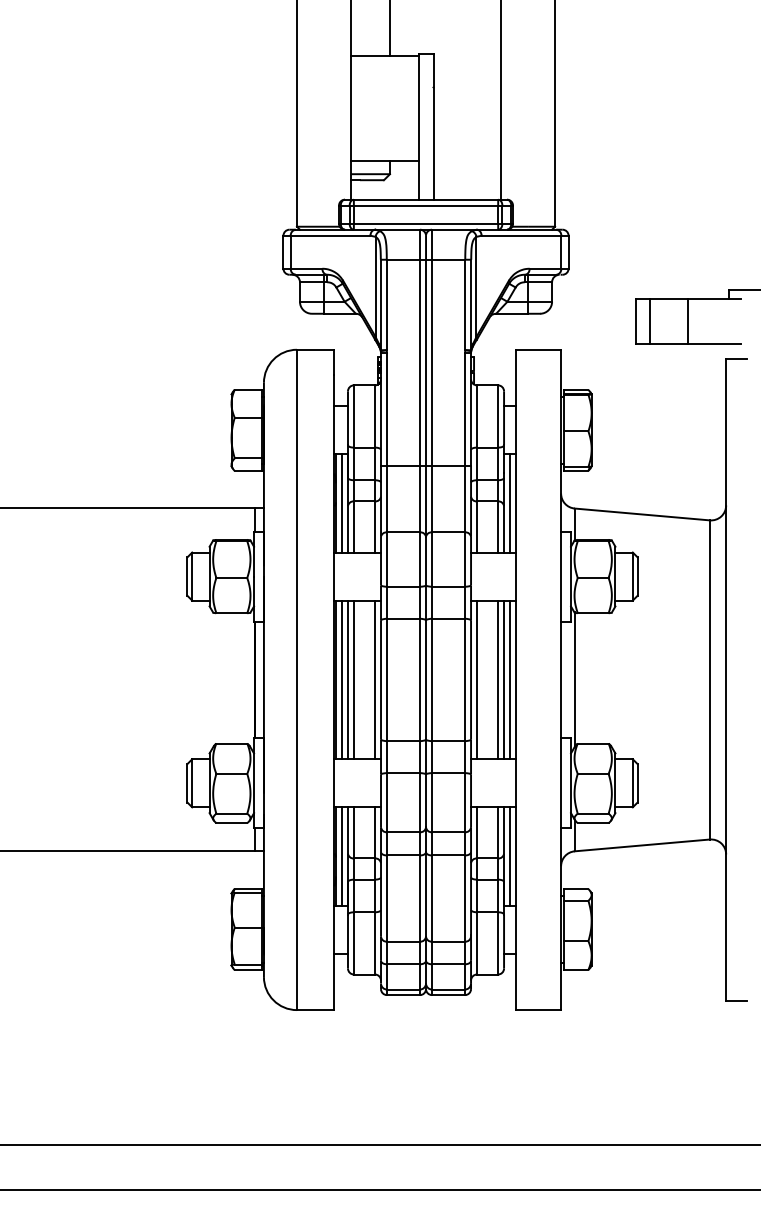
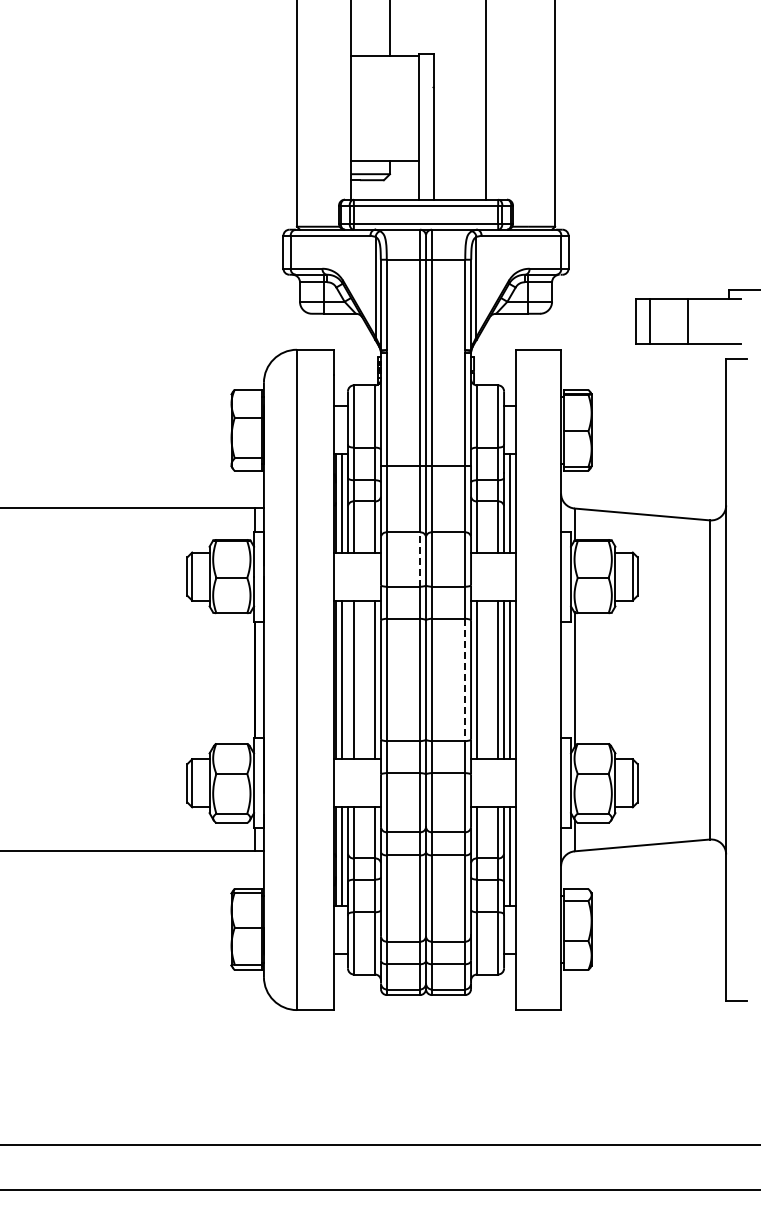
line position: (501, 100) -> (486, 100) (486, 100)
line: solid -> dashed (420, 558)
line: present -> none (347, 679)
line: solid -> dashed (465, 679)
